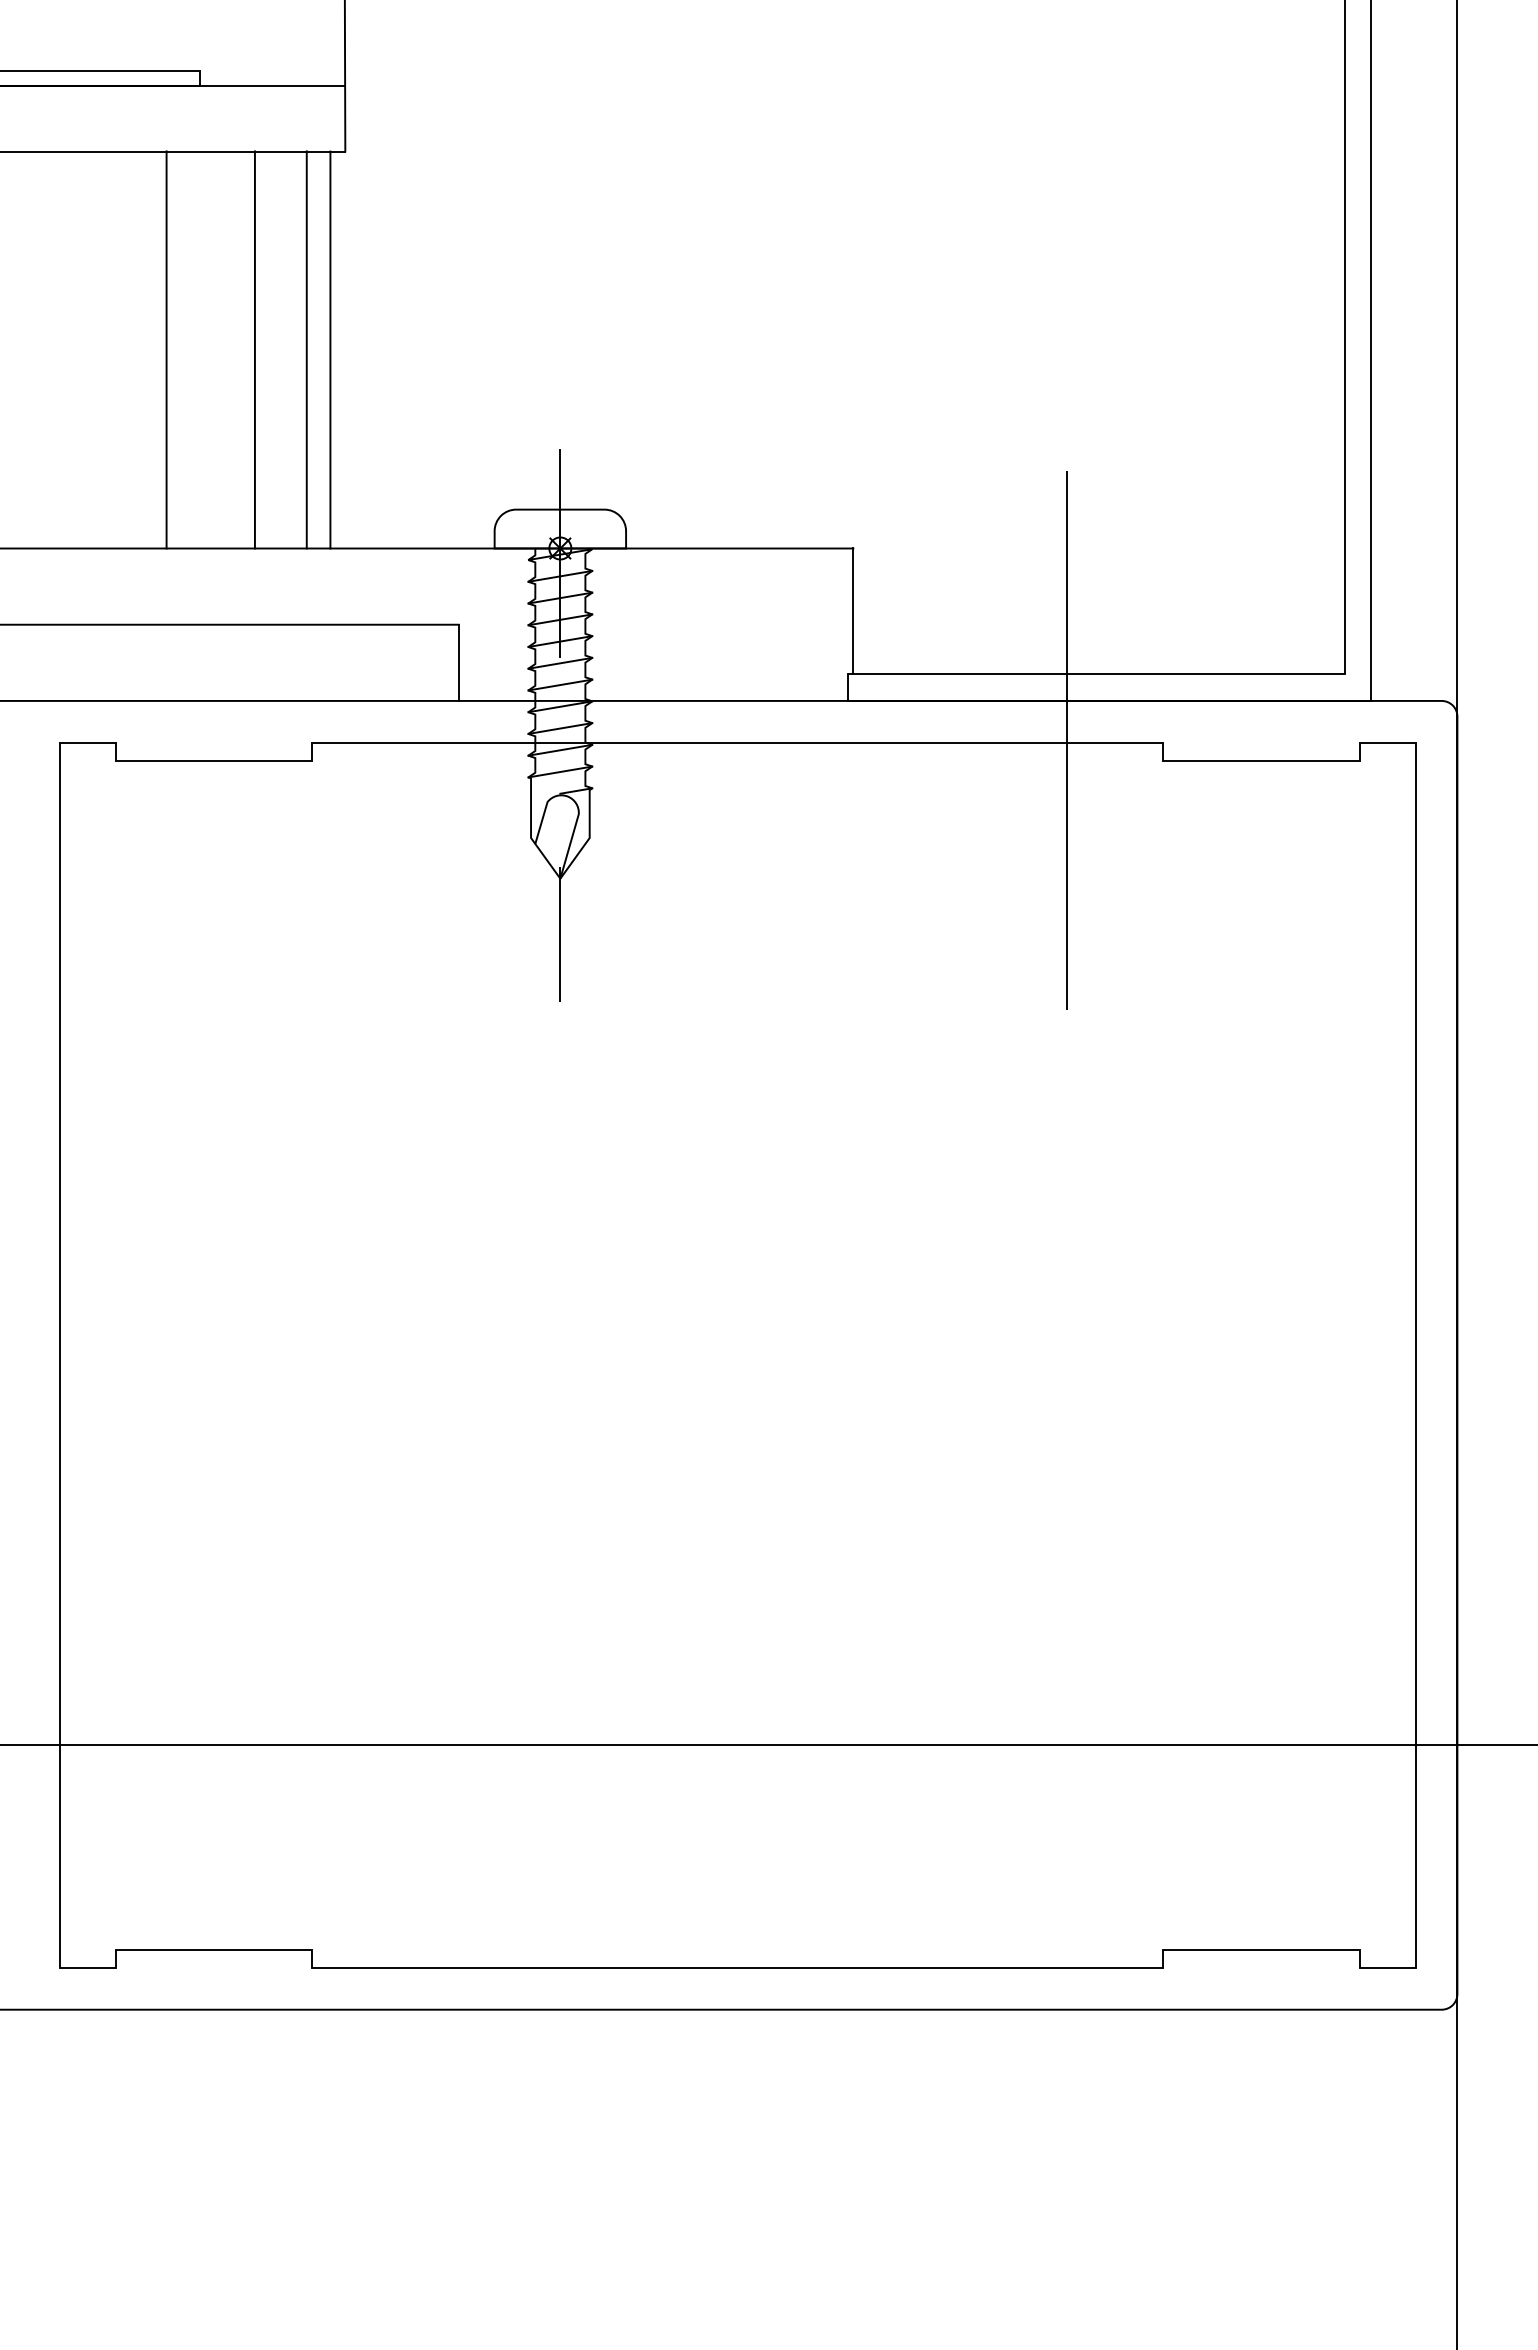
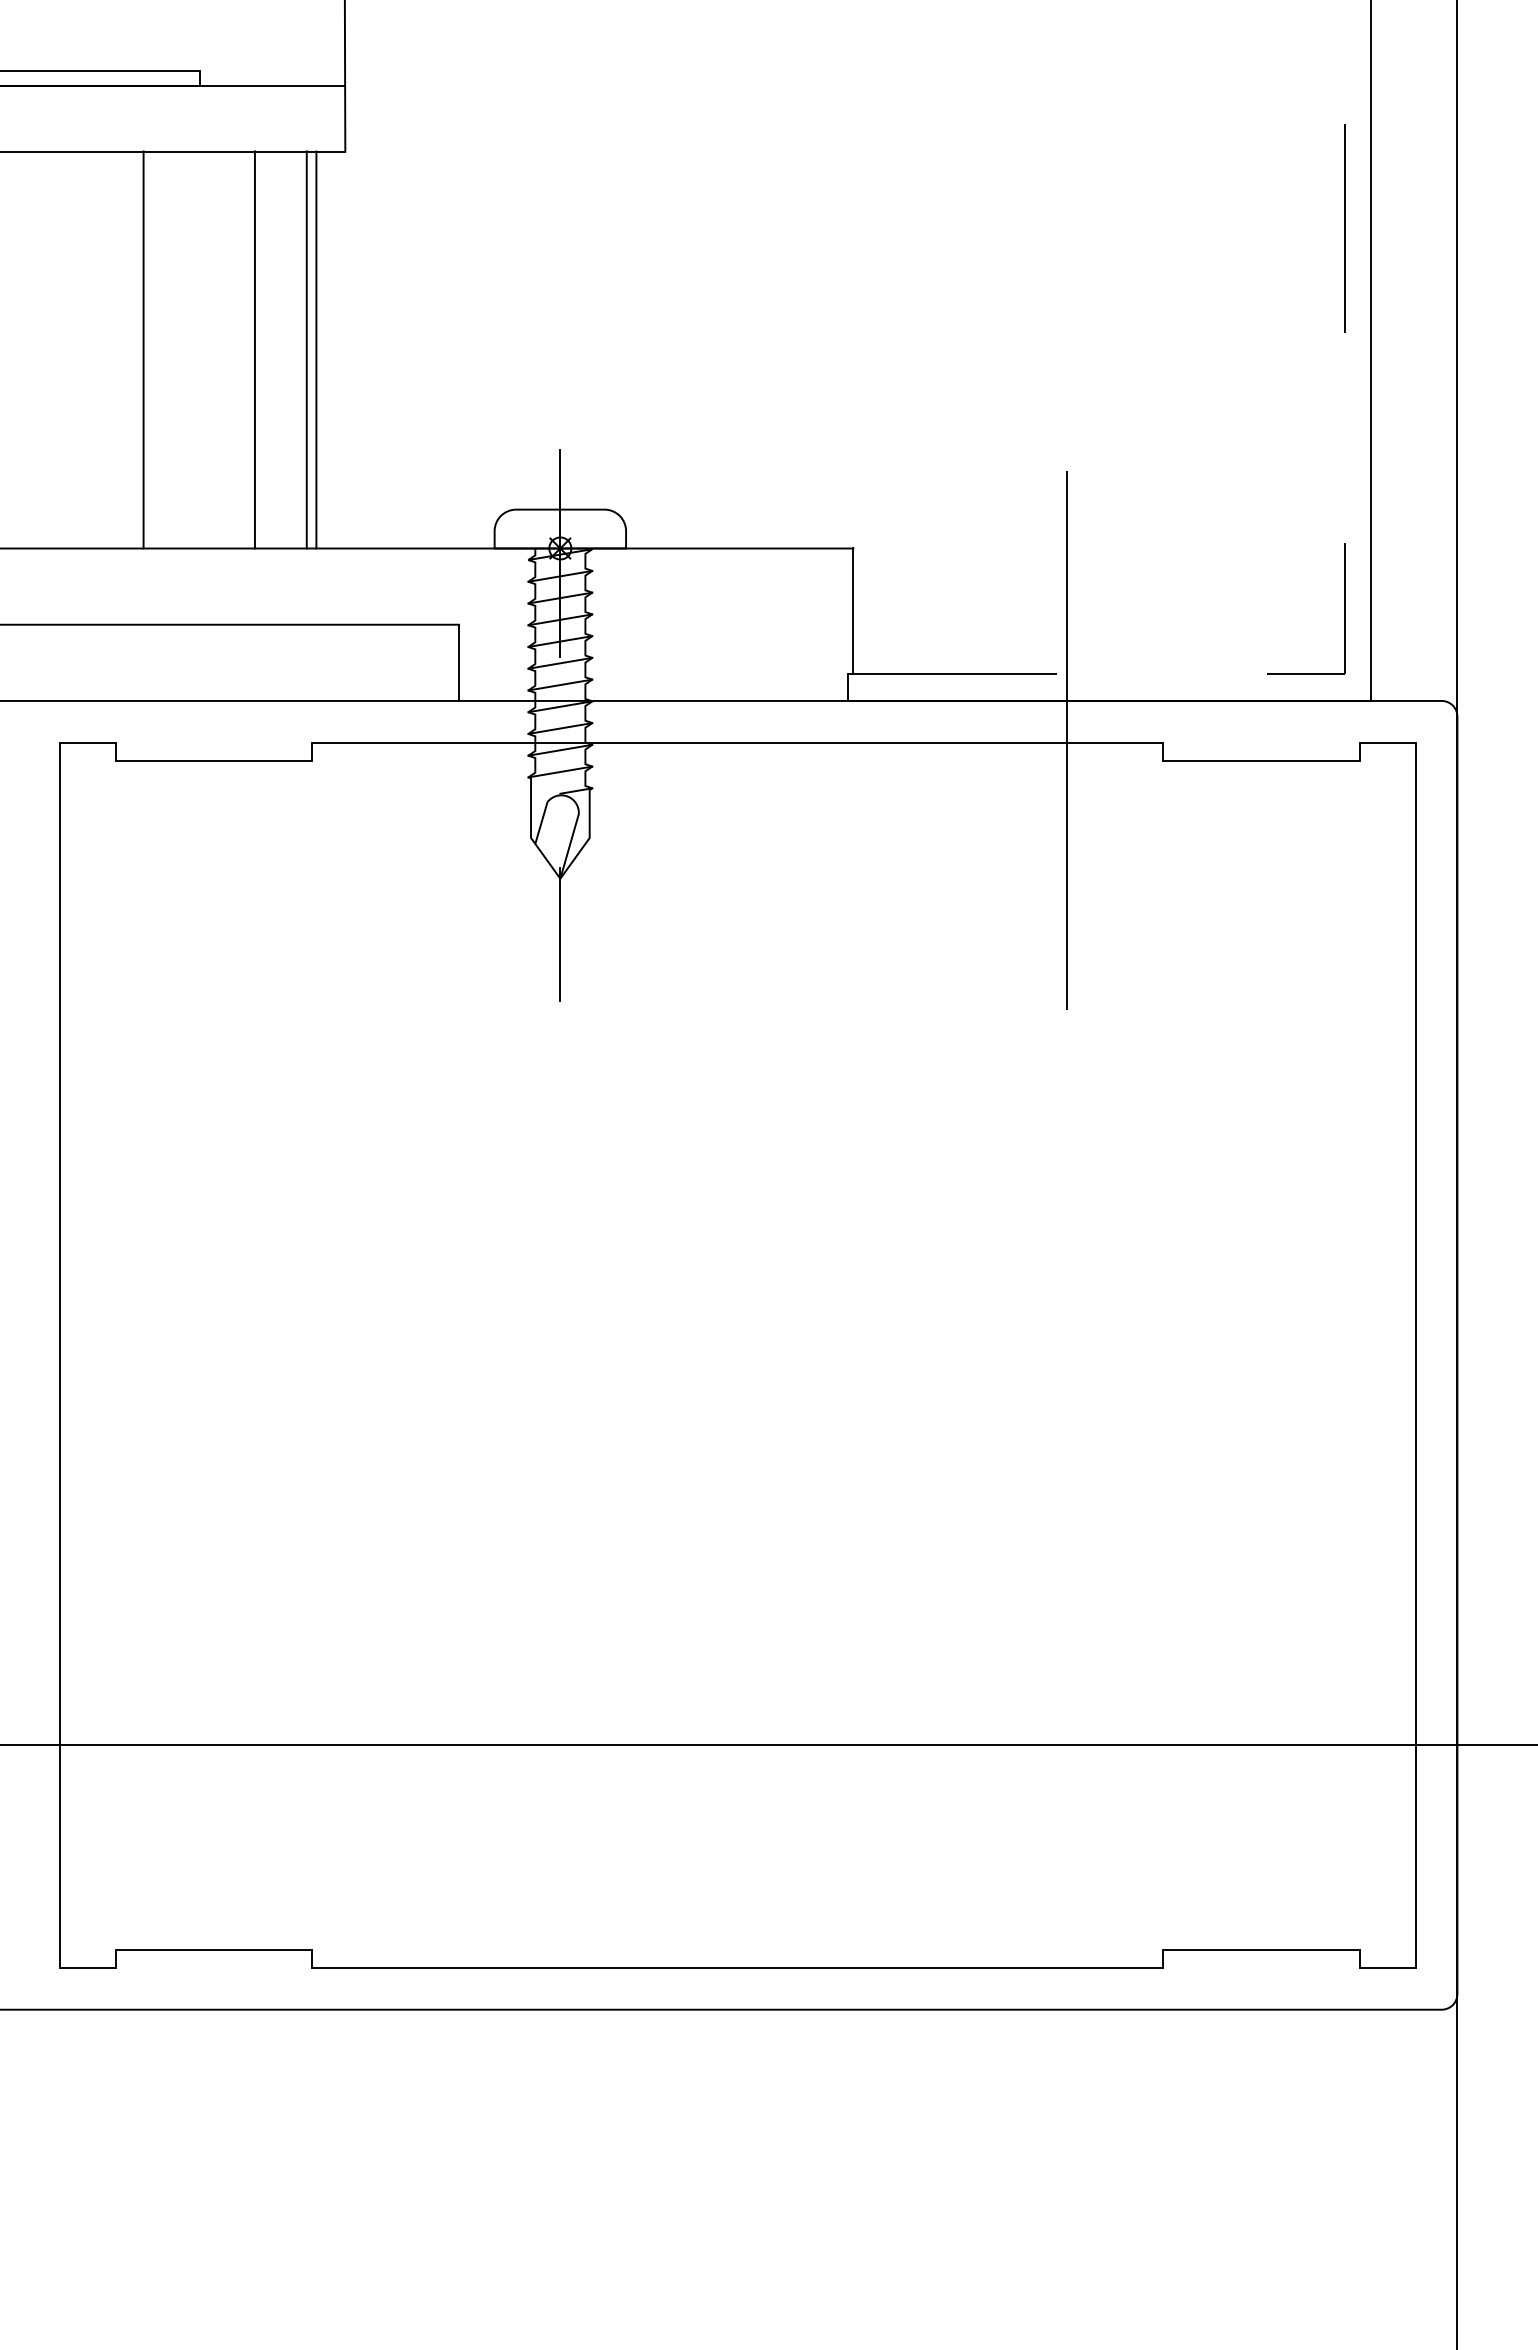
line position: (166, 349) -> (143, 349) (143, 349)
line position: (330, 349) -> (316, 349) (316, 349)
line: solid -> dashed (1344, 586)
